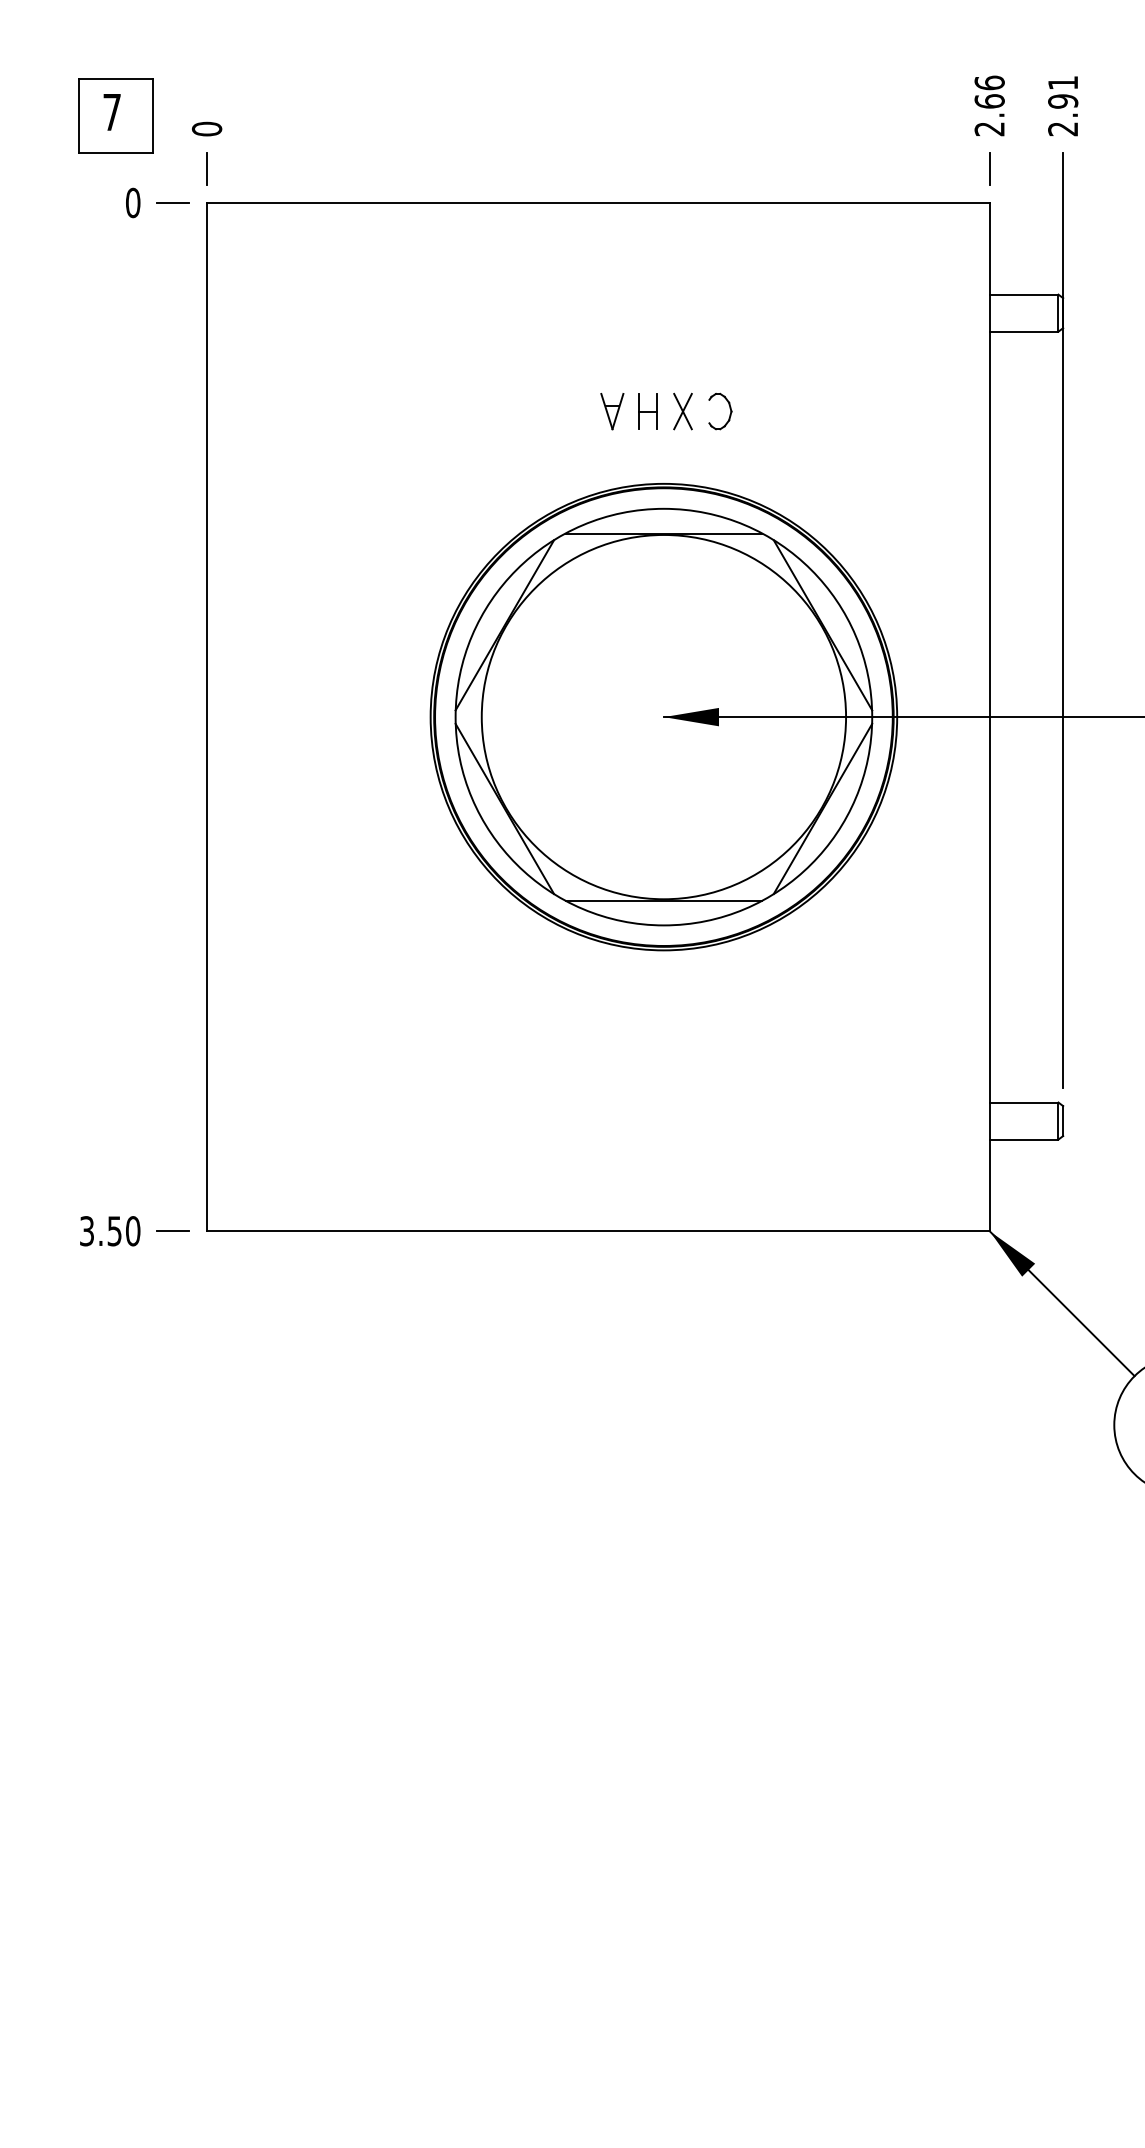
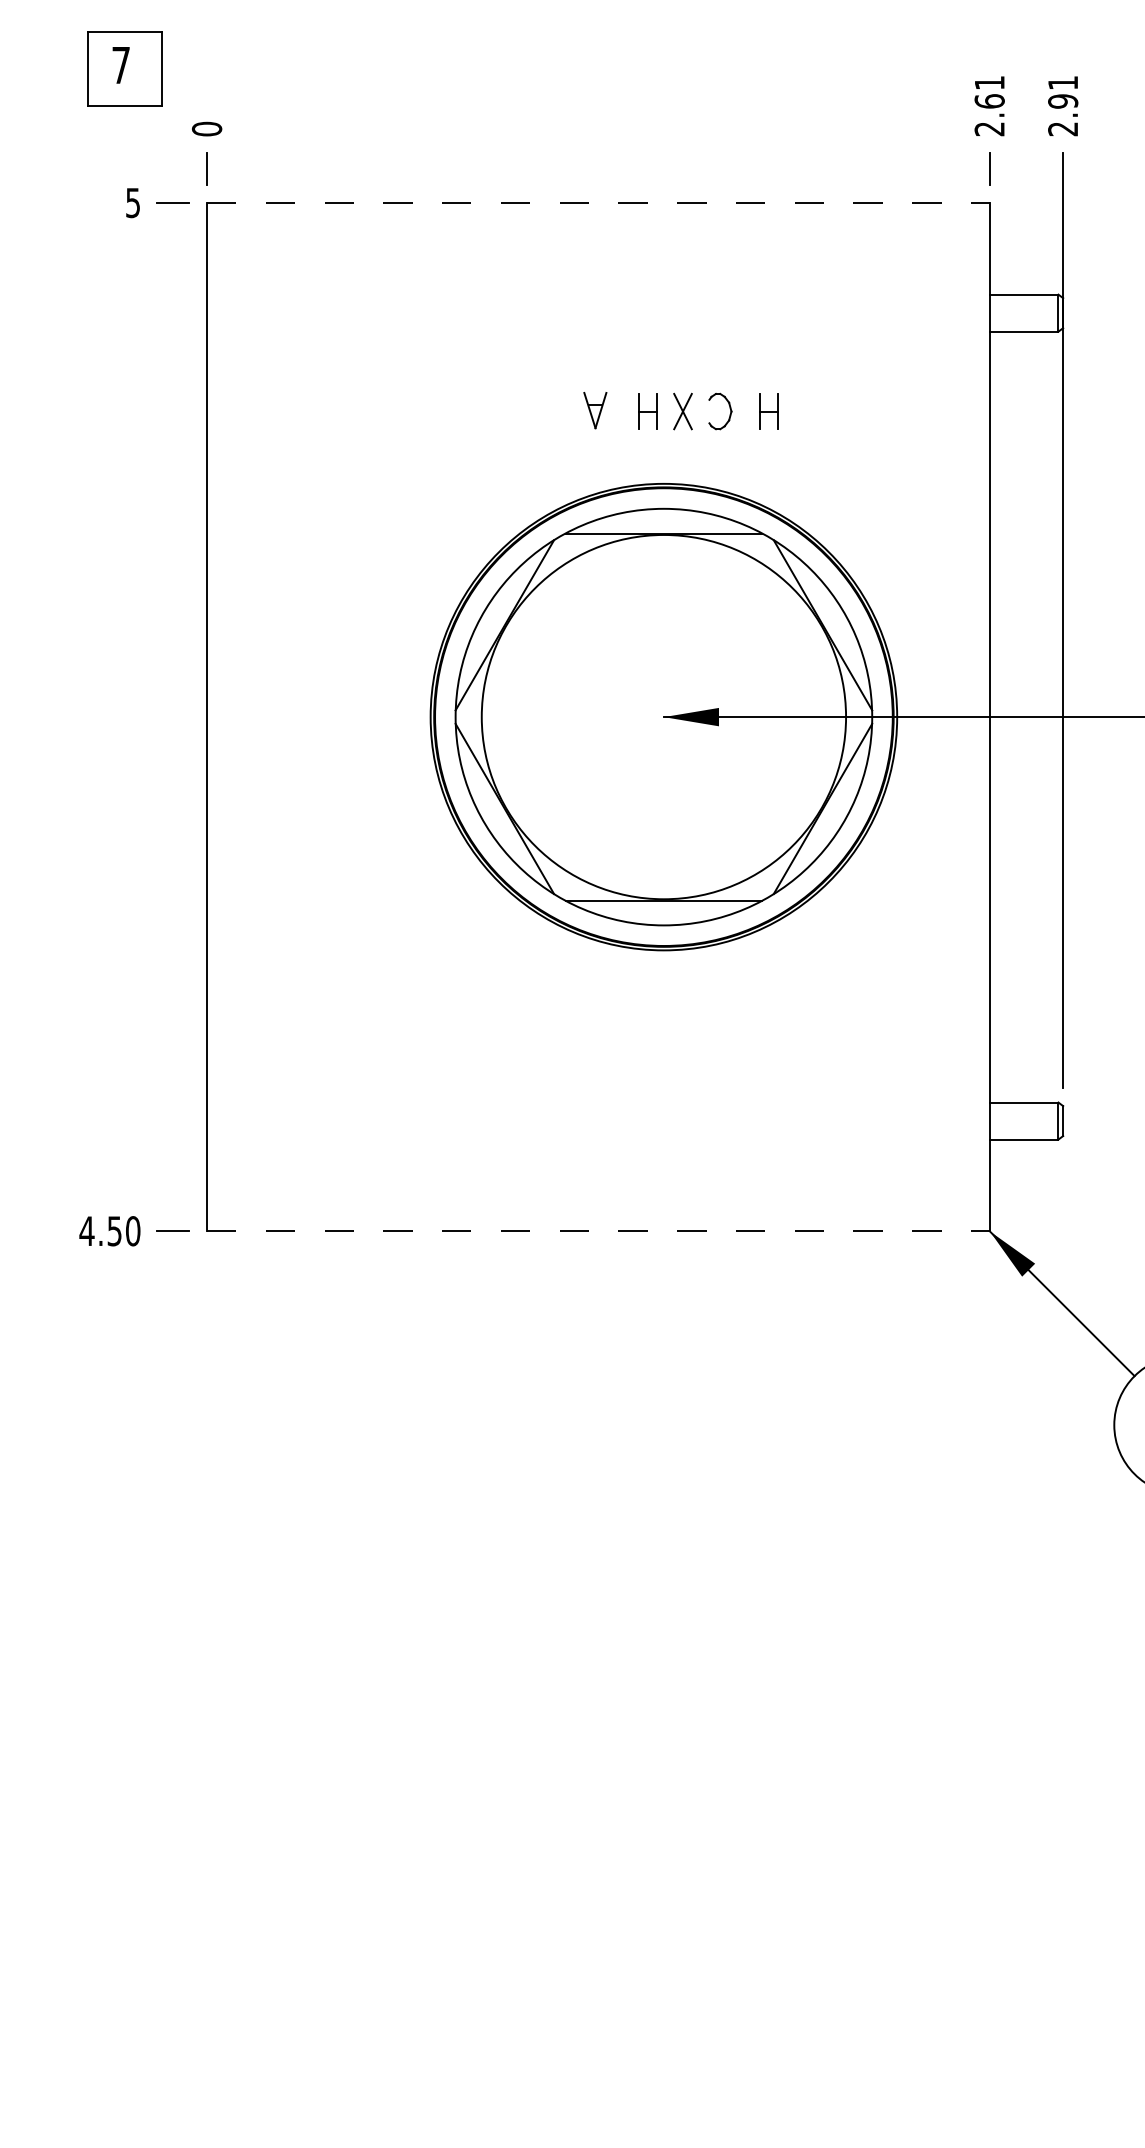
text: 2.66 -> 2.61 (989, 82)
part position: (115, 115) -> (124, 68) (124, 68)
text: 0 -> 5 (133, 202)
line: solid -> dashed (598, 203)
part position: (612, 411) -> (595, 410) (595, 410)
part: none -> present (768, 411)
text: 3.50 -> 4.50 (86, 1231)
line: solid -> dashed (598, 1231)
